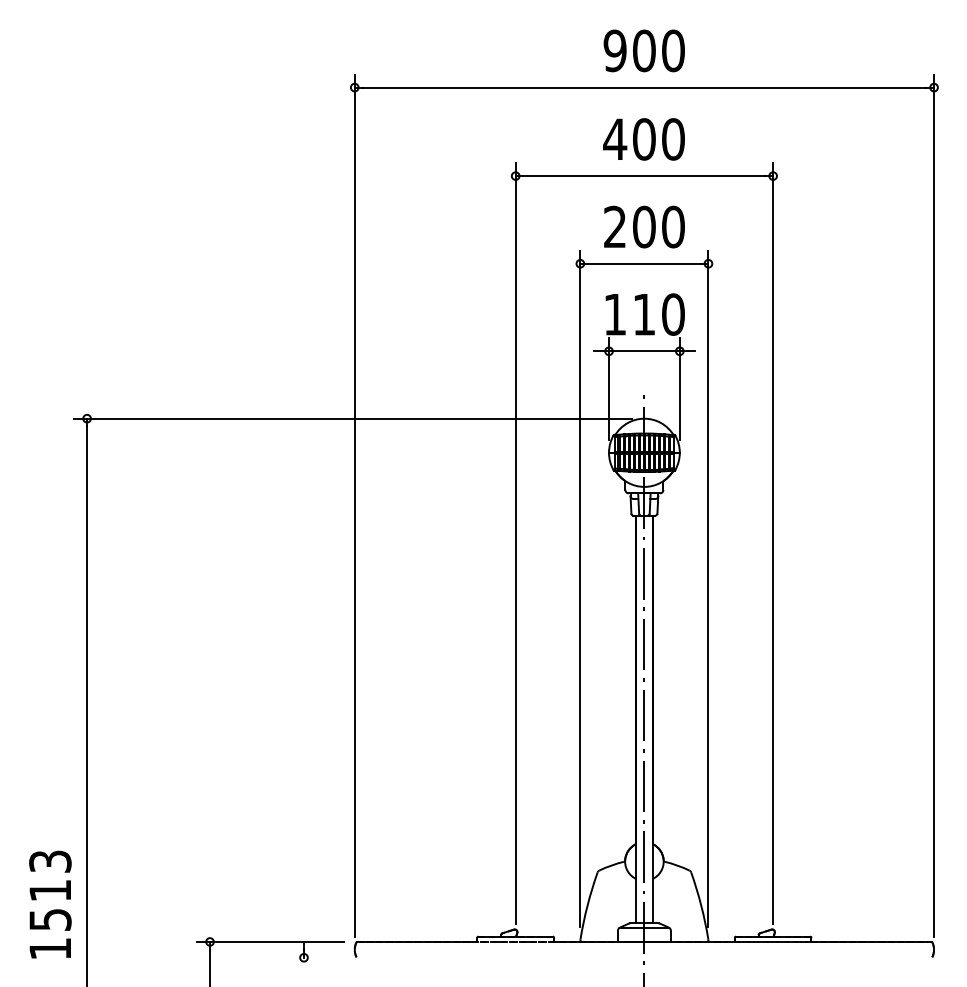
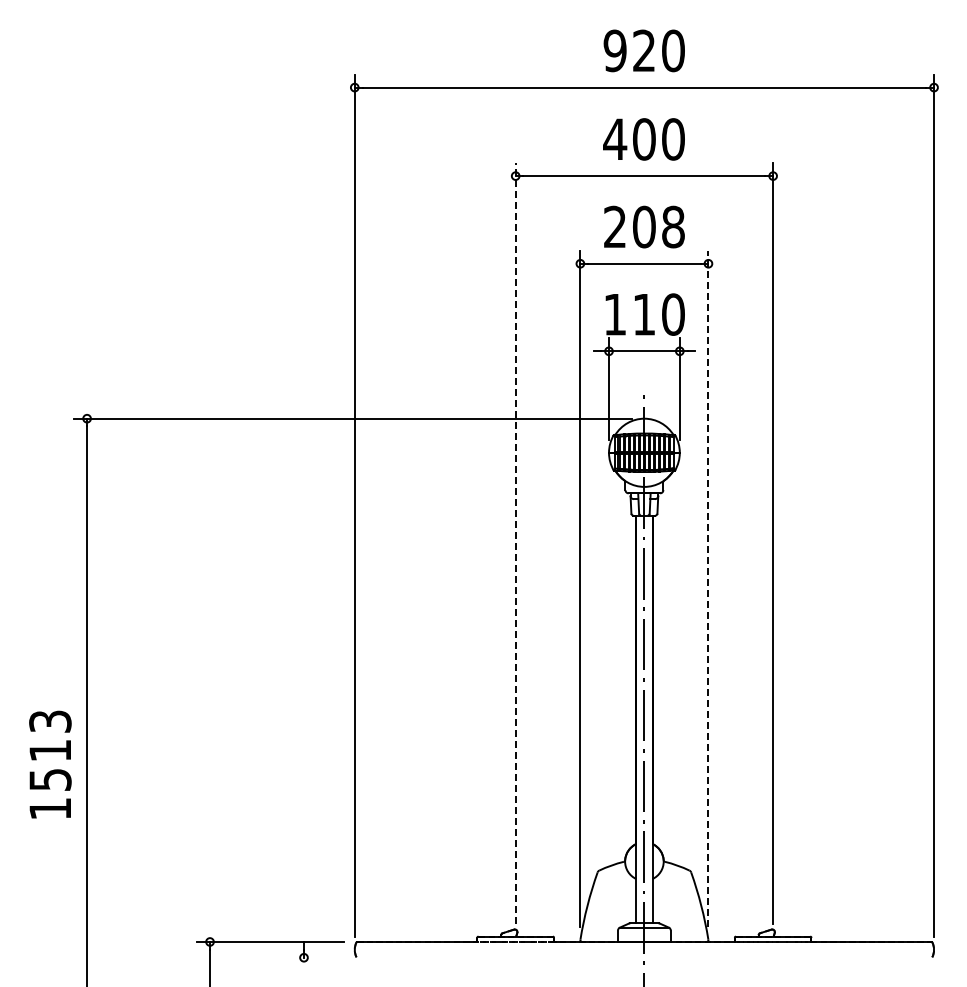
text: 900 -> 920 (644, 50)
text: 200 -> 208 (673, 227)
line: solid -> dashed (515, 543)
line: solid -> dashed (708, 588)
text position: (50, 904) -> (50, 764) (50, 764)
